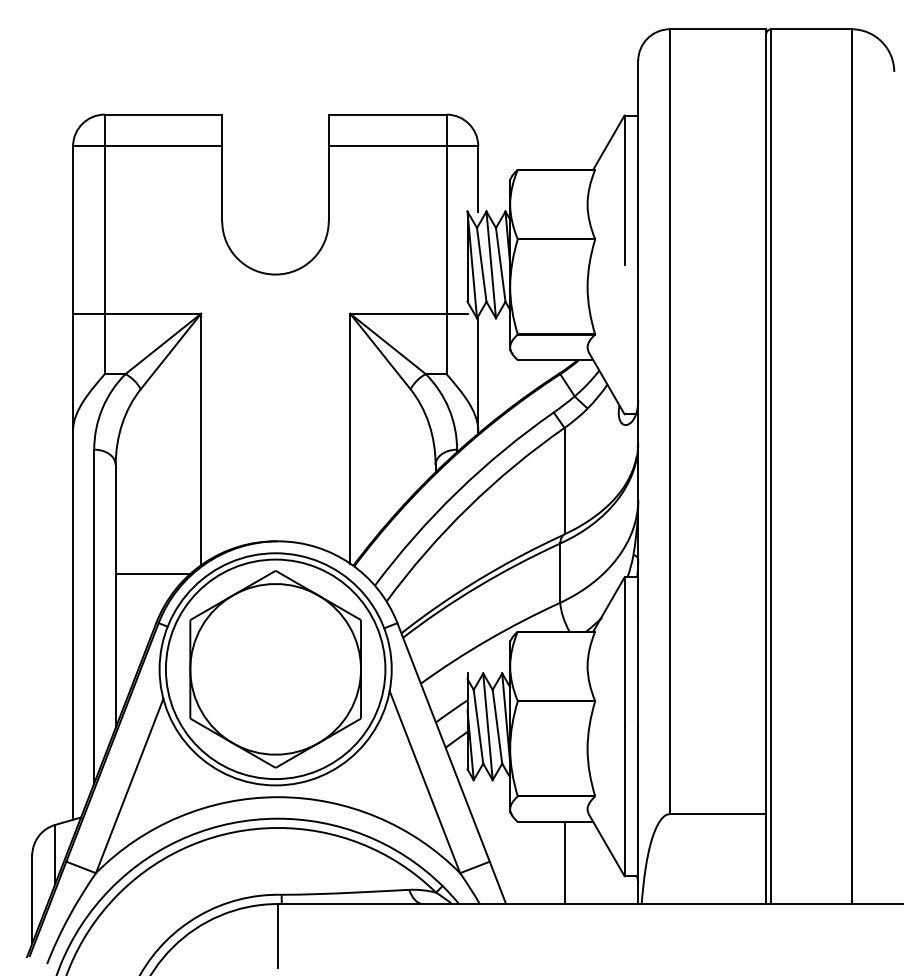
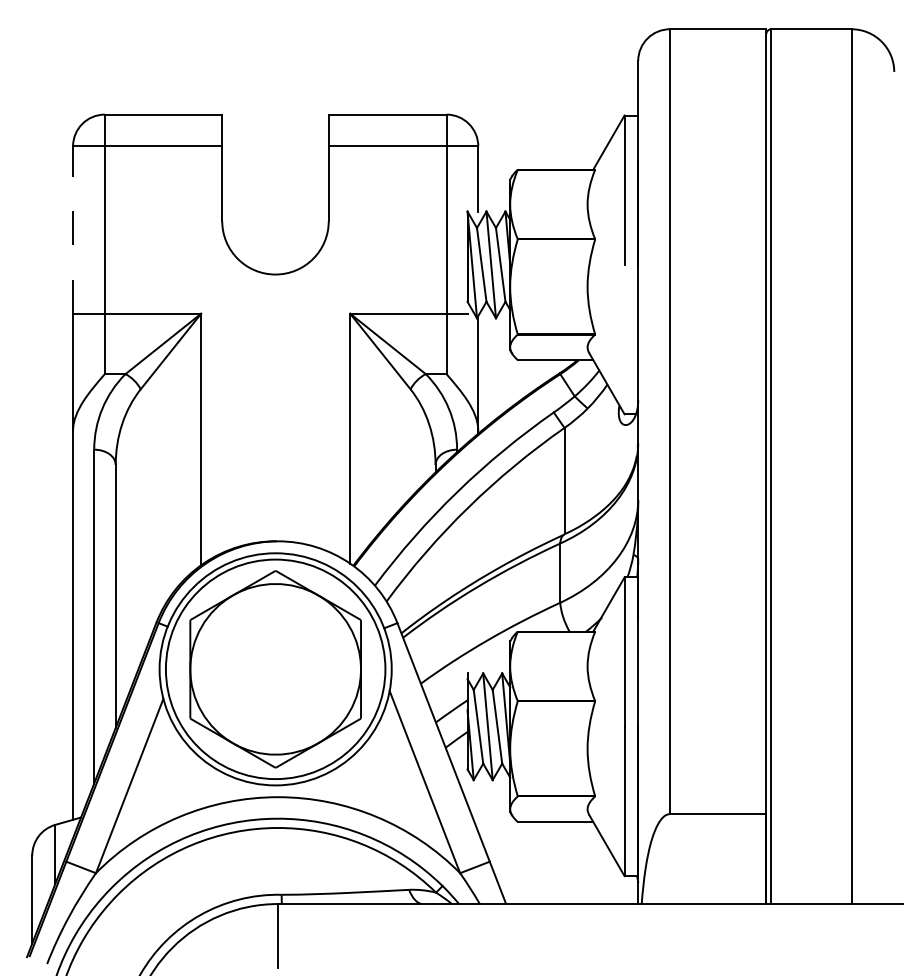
line: solid -> dashed (73, 230)
line: present -> none (152, 573)
line: present -> none (564, 862)
